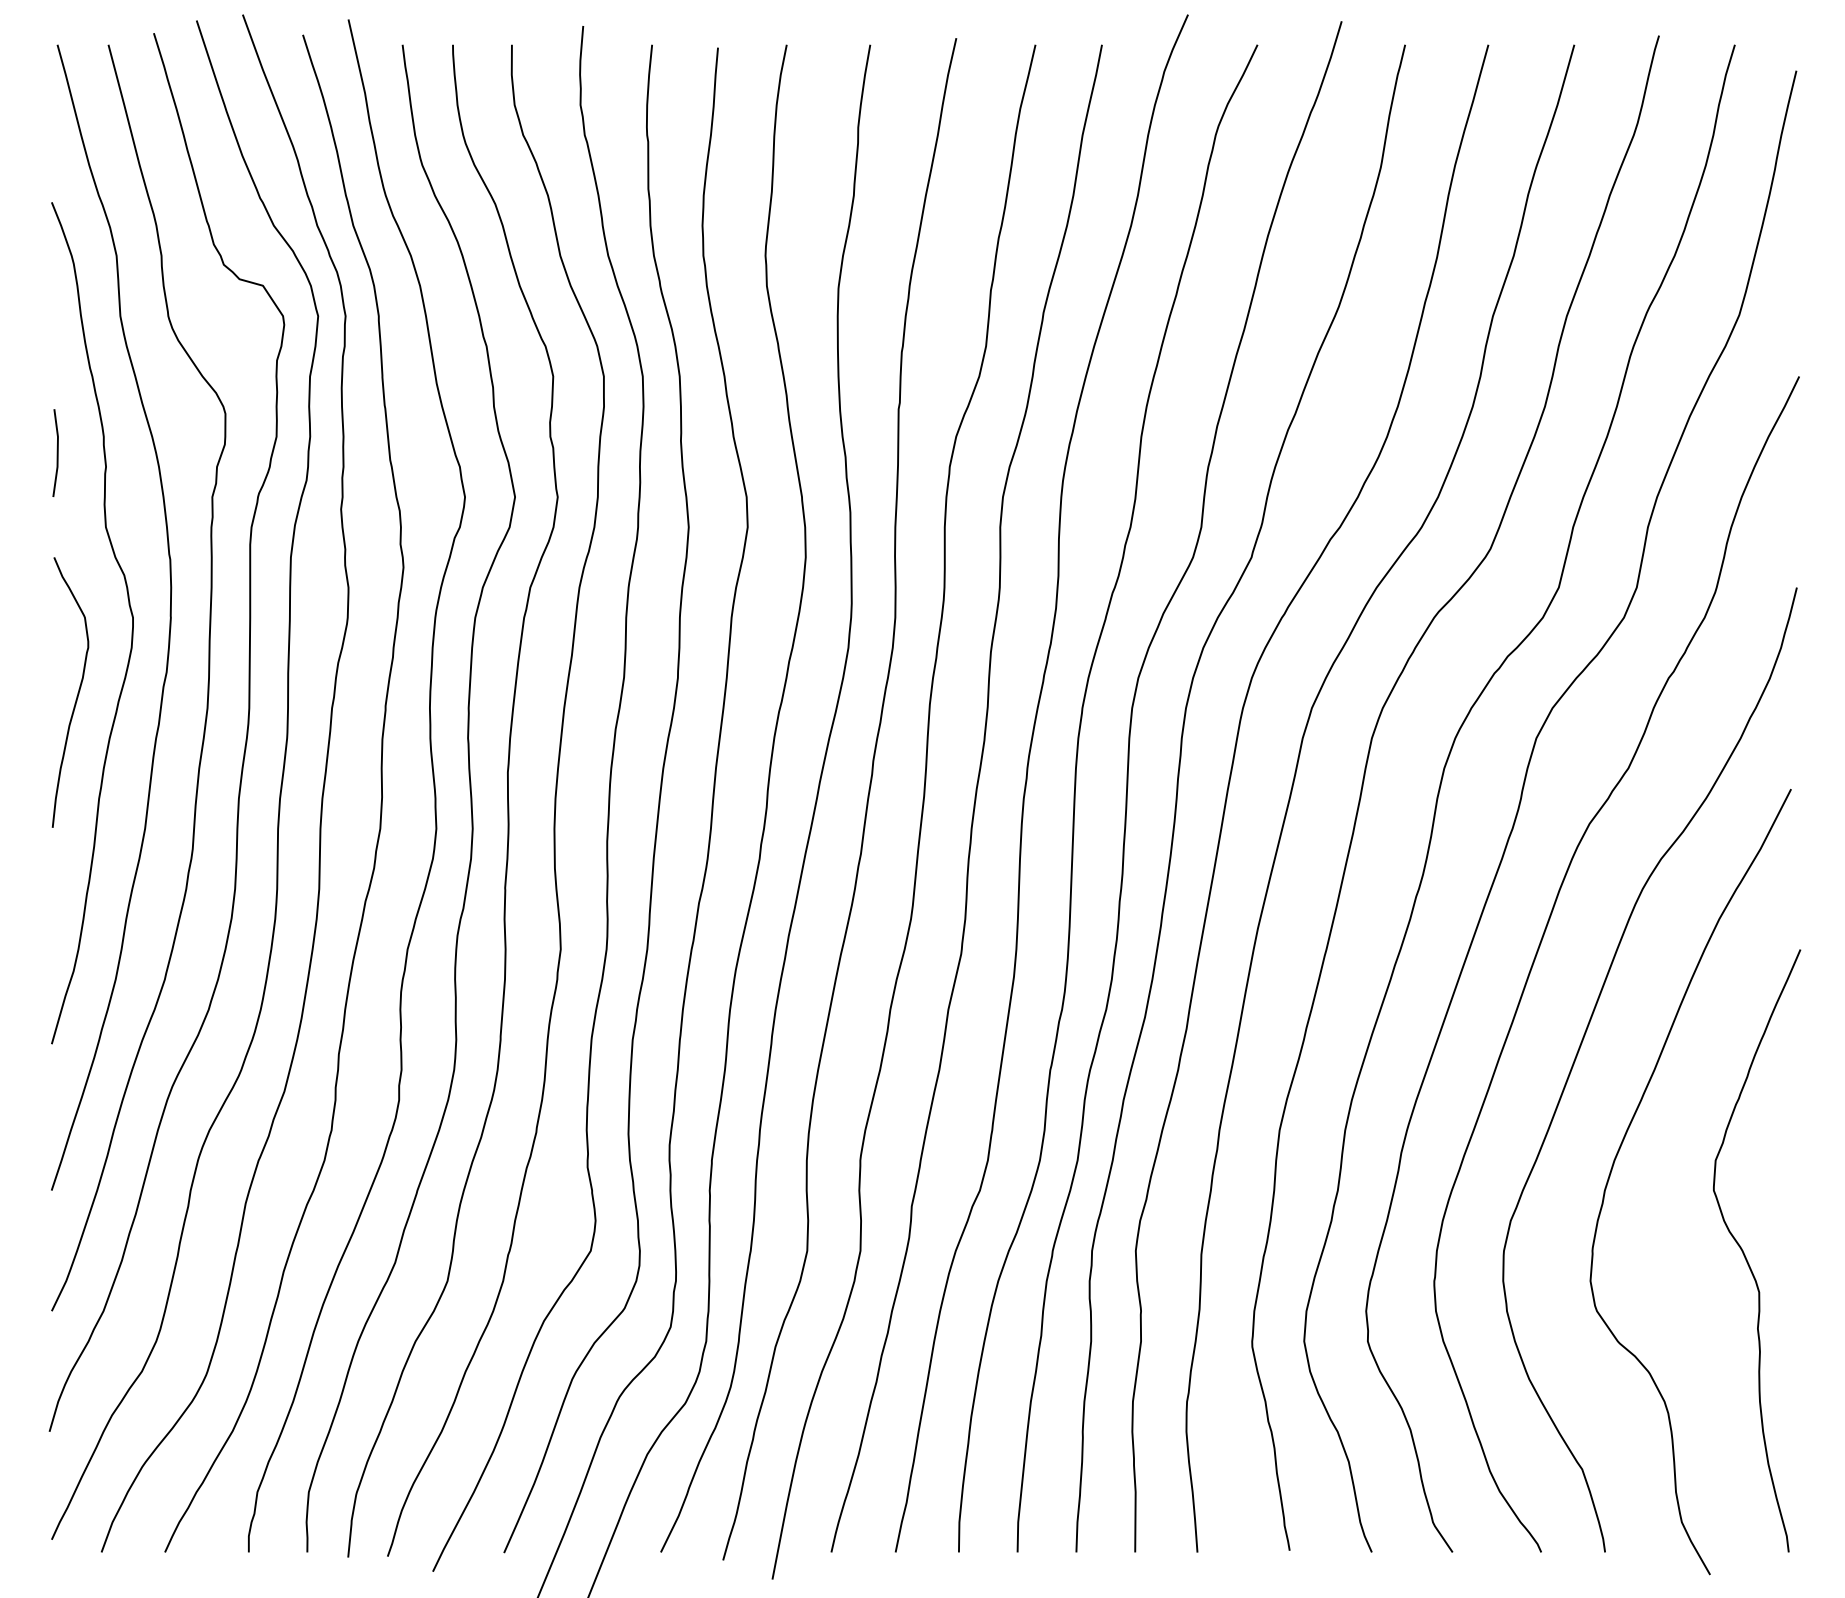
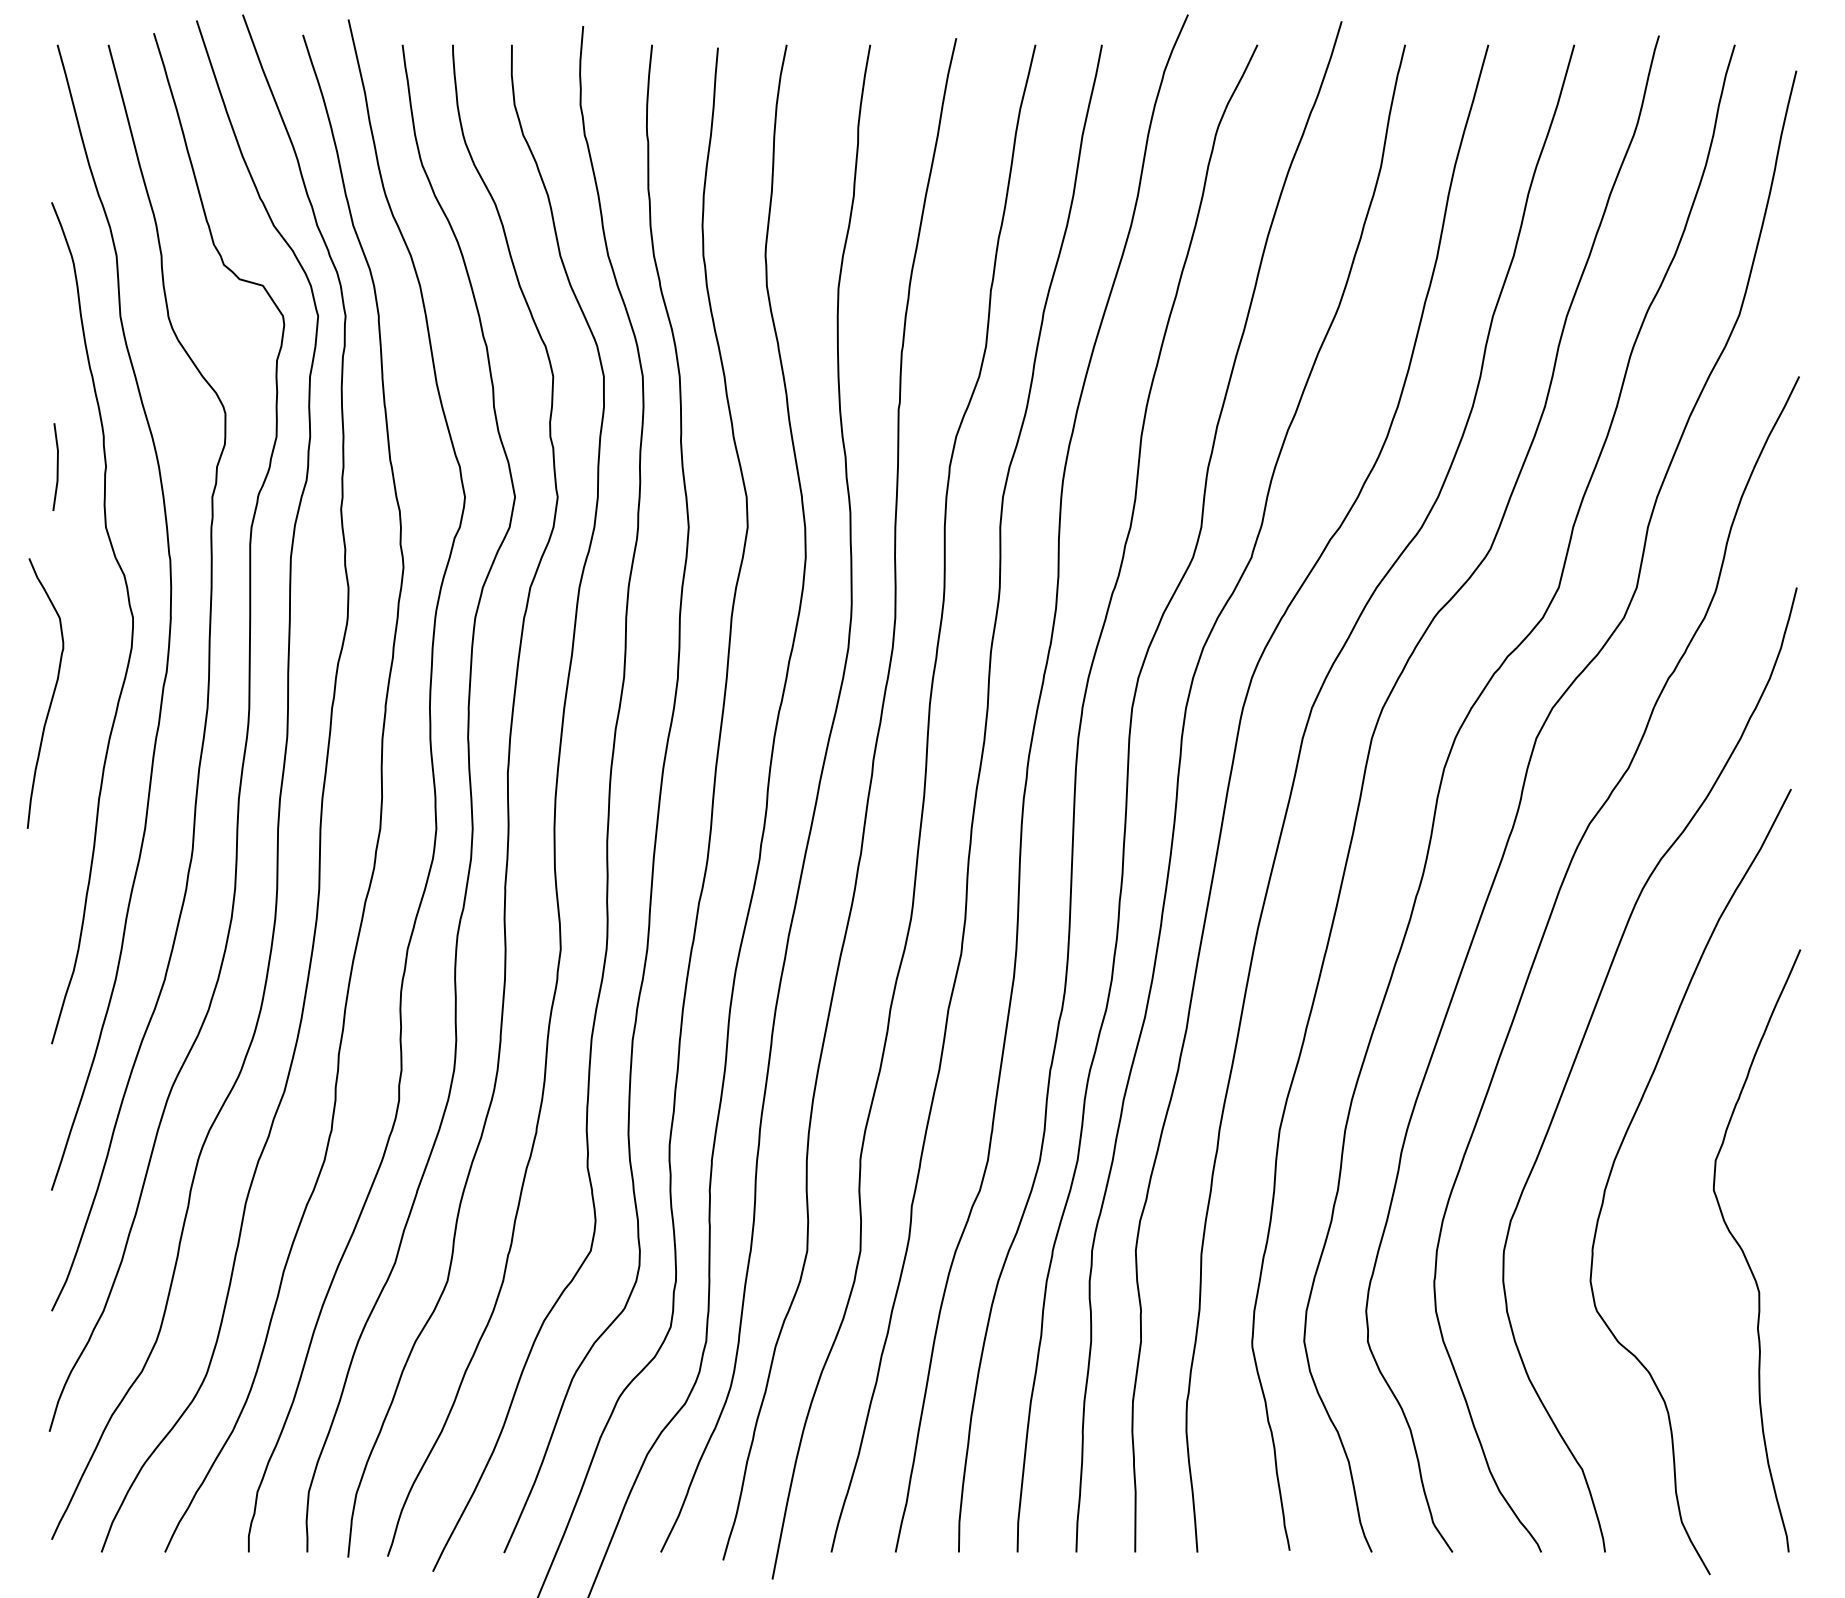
line position: (56, 452) -> (56, 466) (56, 466)
curve position: (77, 692) -> (52, 693) (52, 693)
